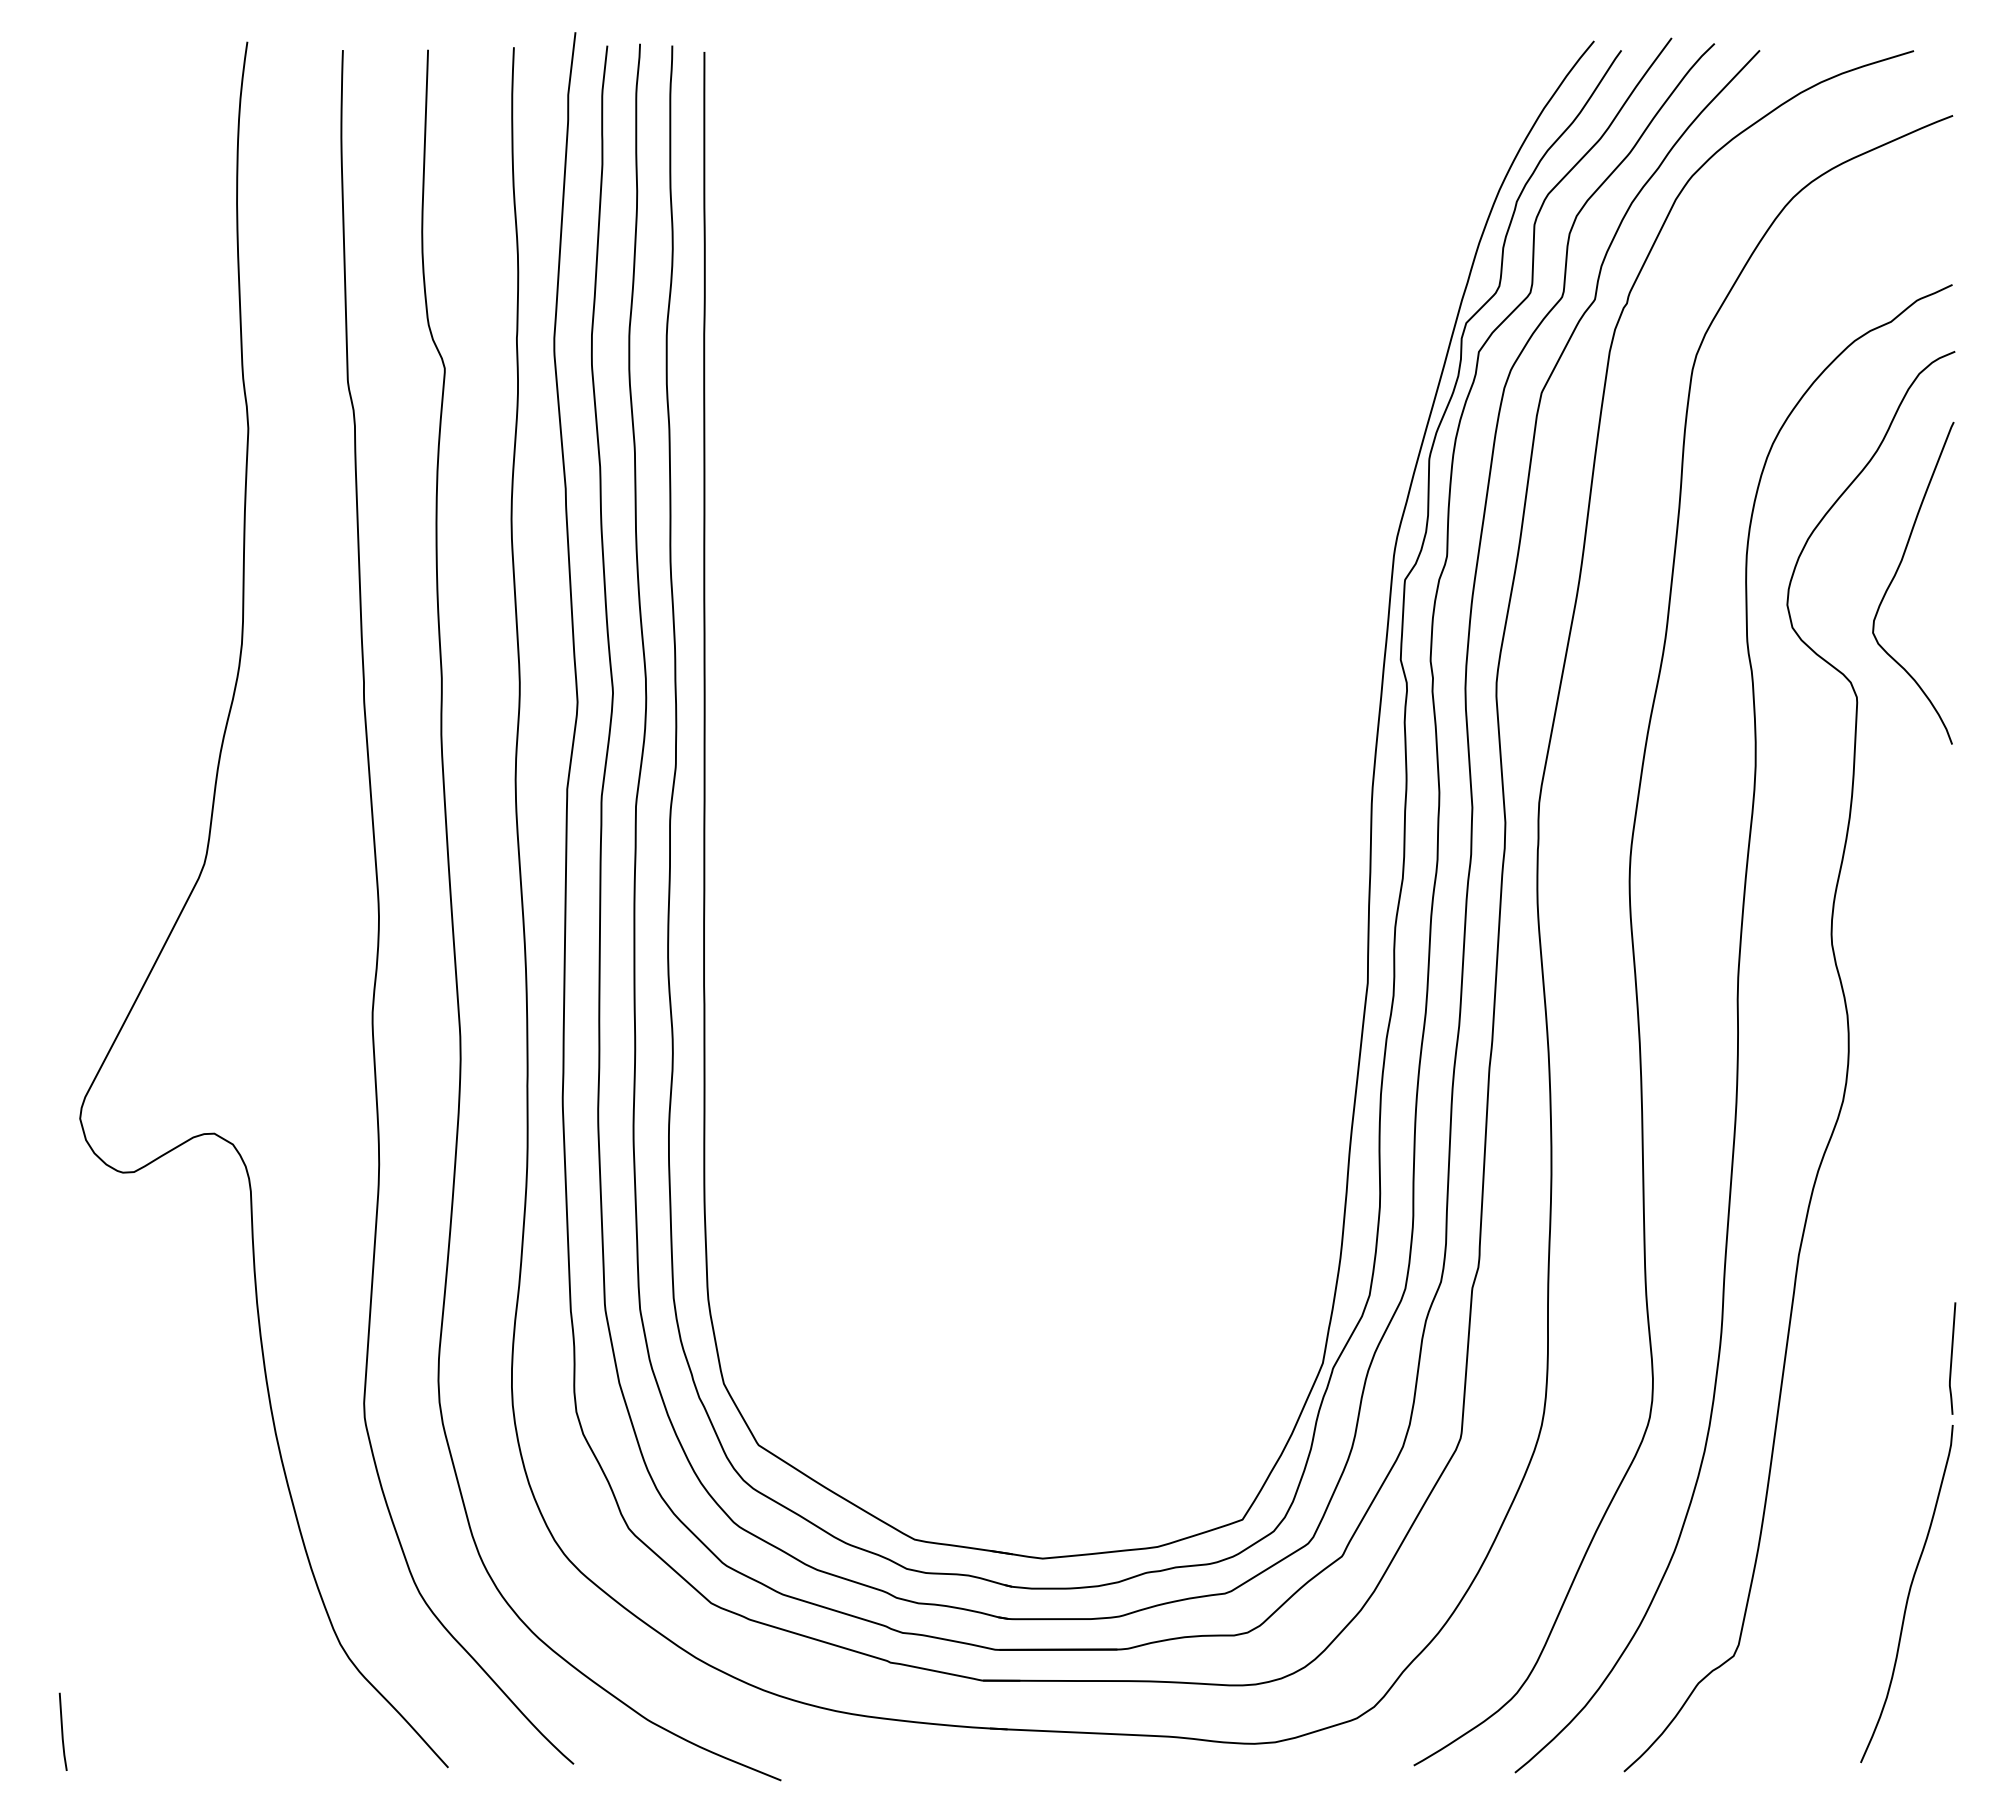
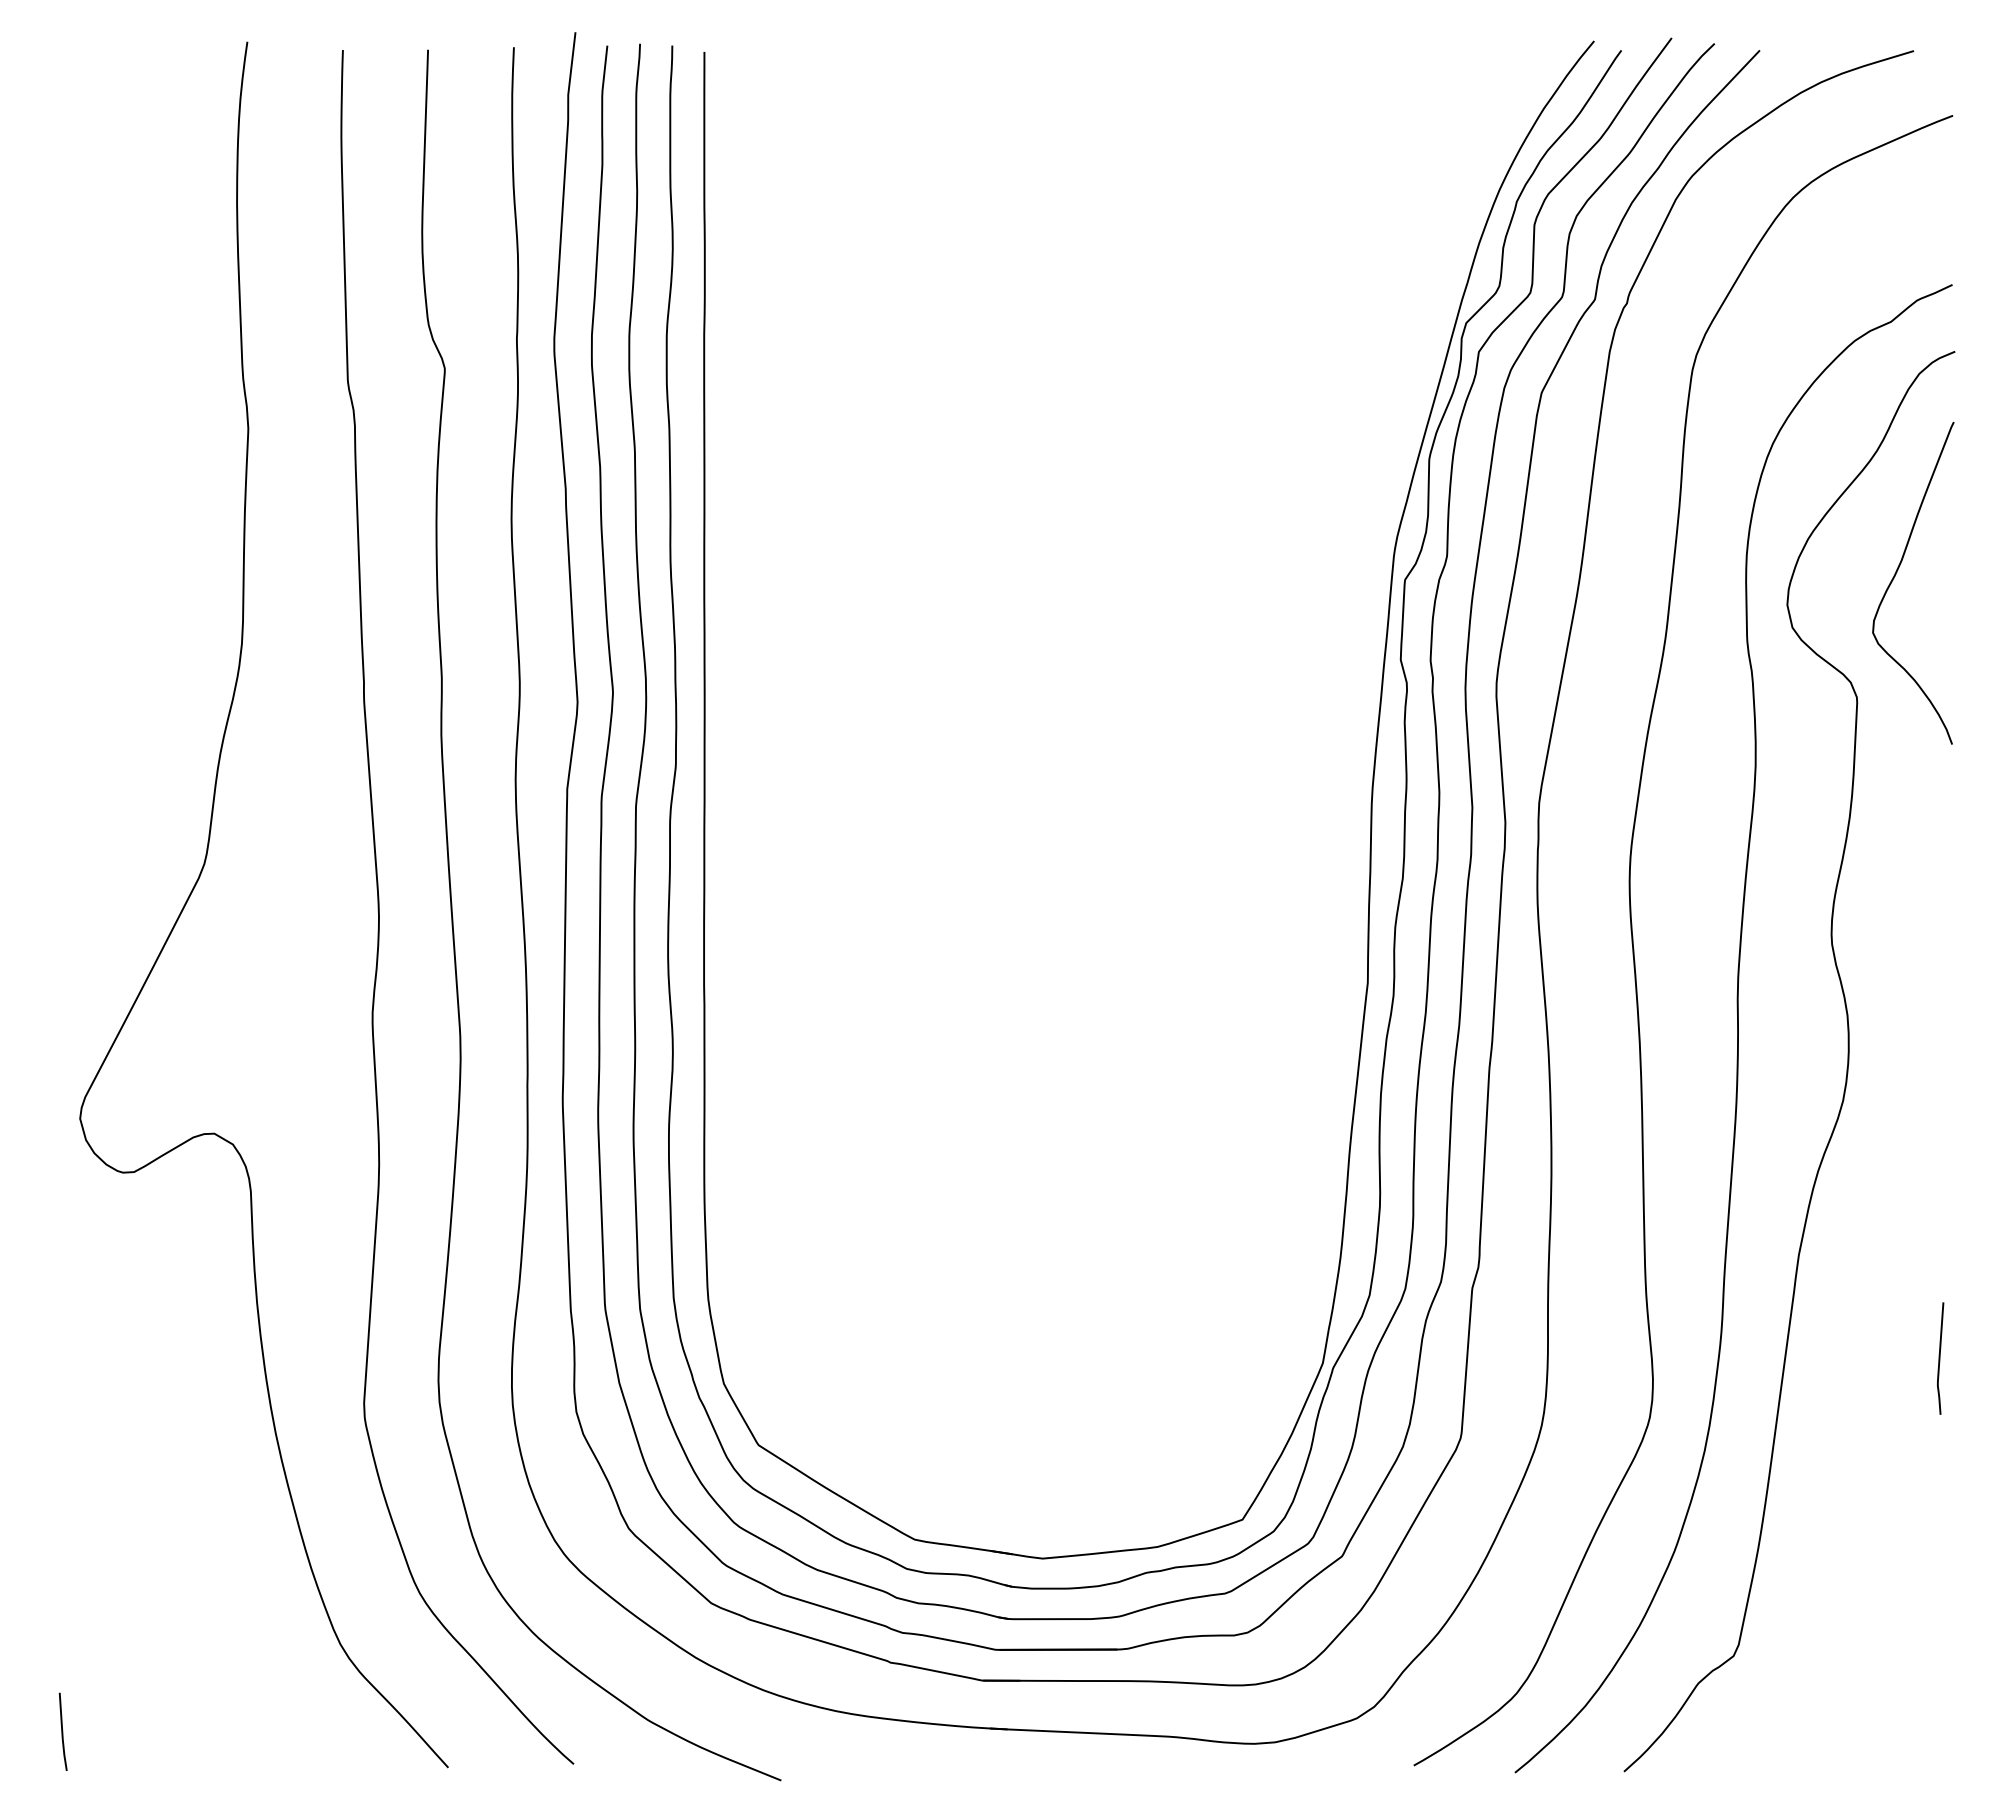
curve position: (1952, 1358) -> (1940, 1358) (1940, 1358)
curve: present -> none (1907, 1594)
